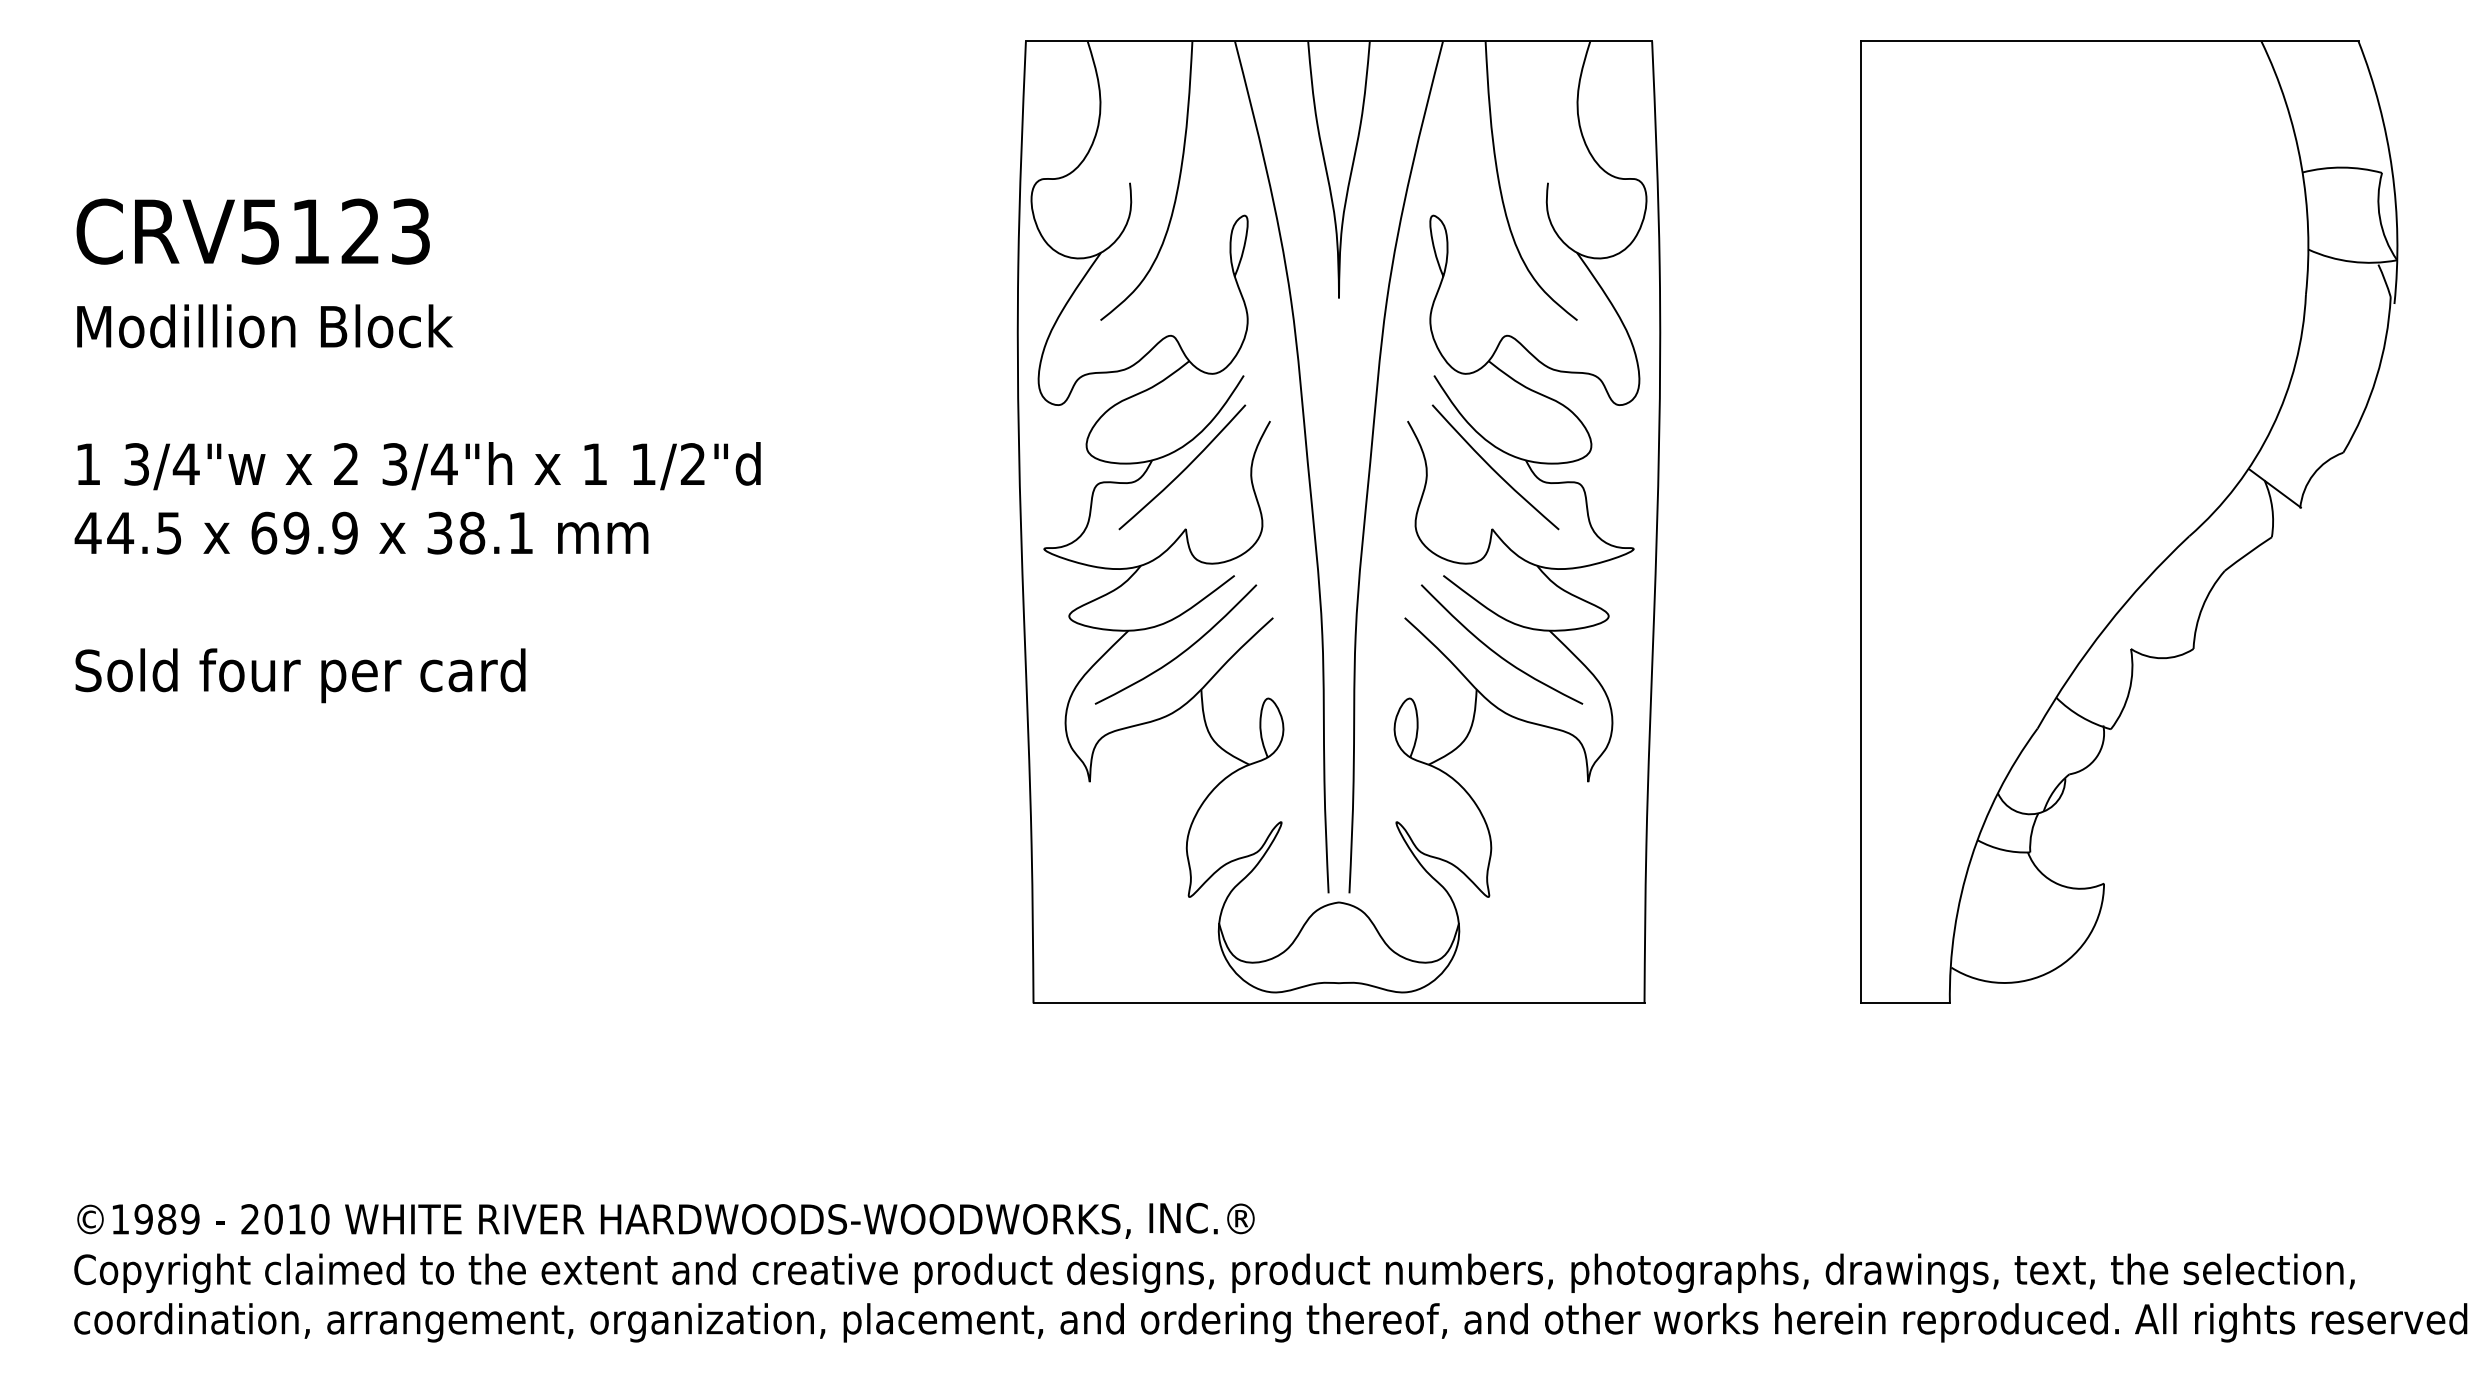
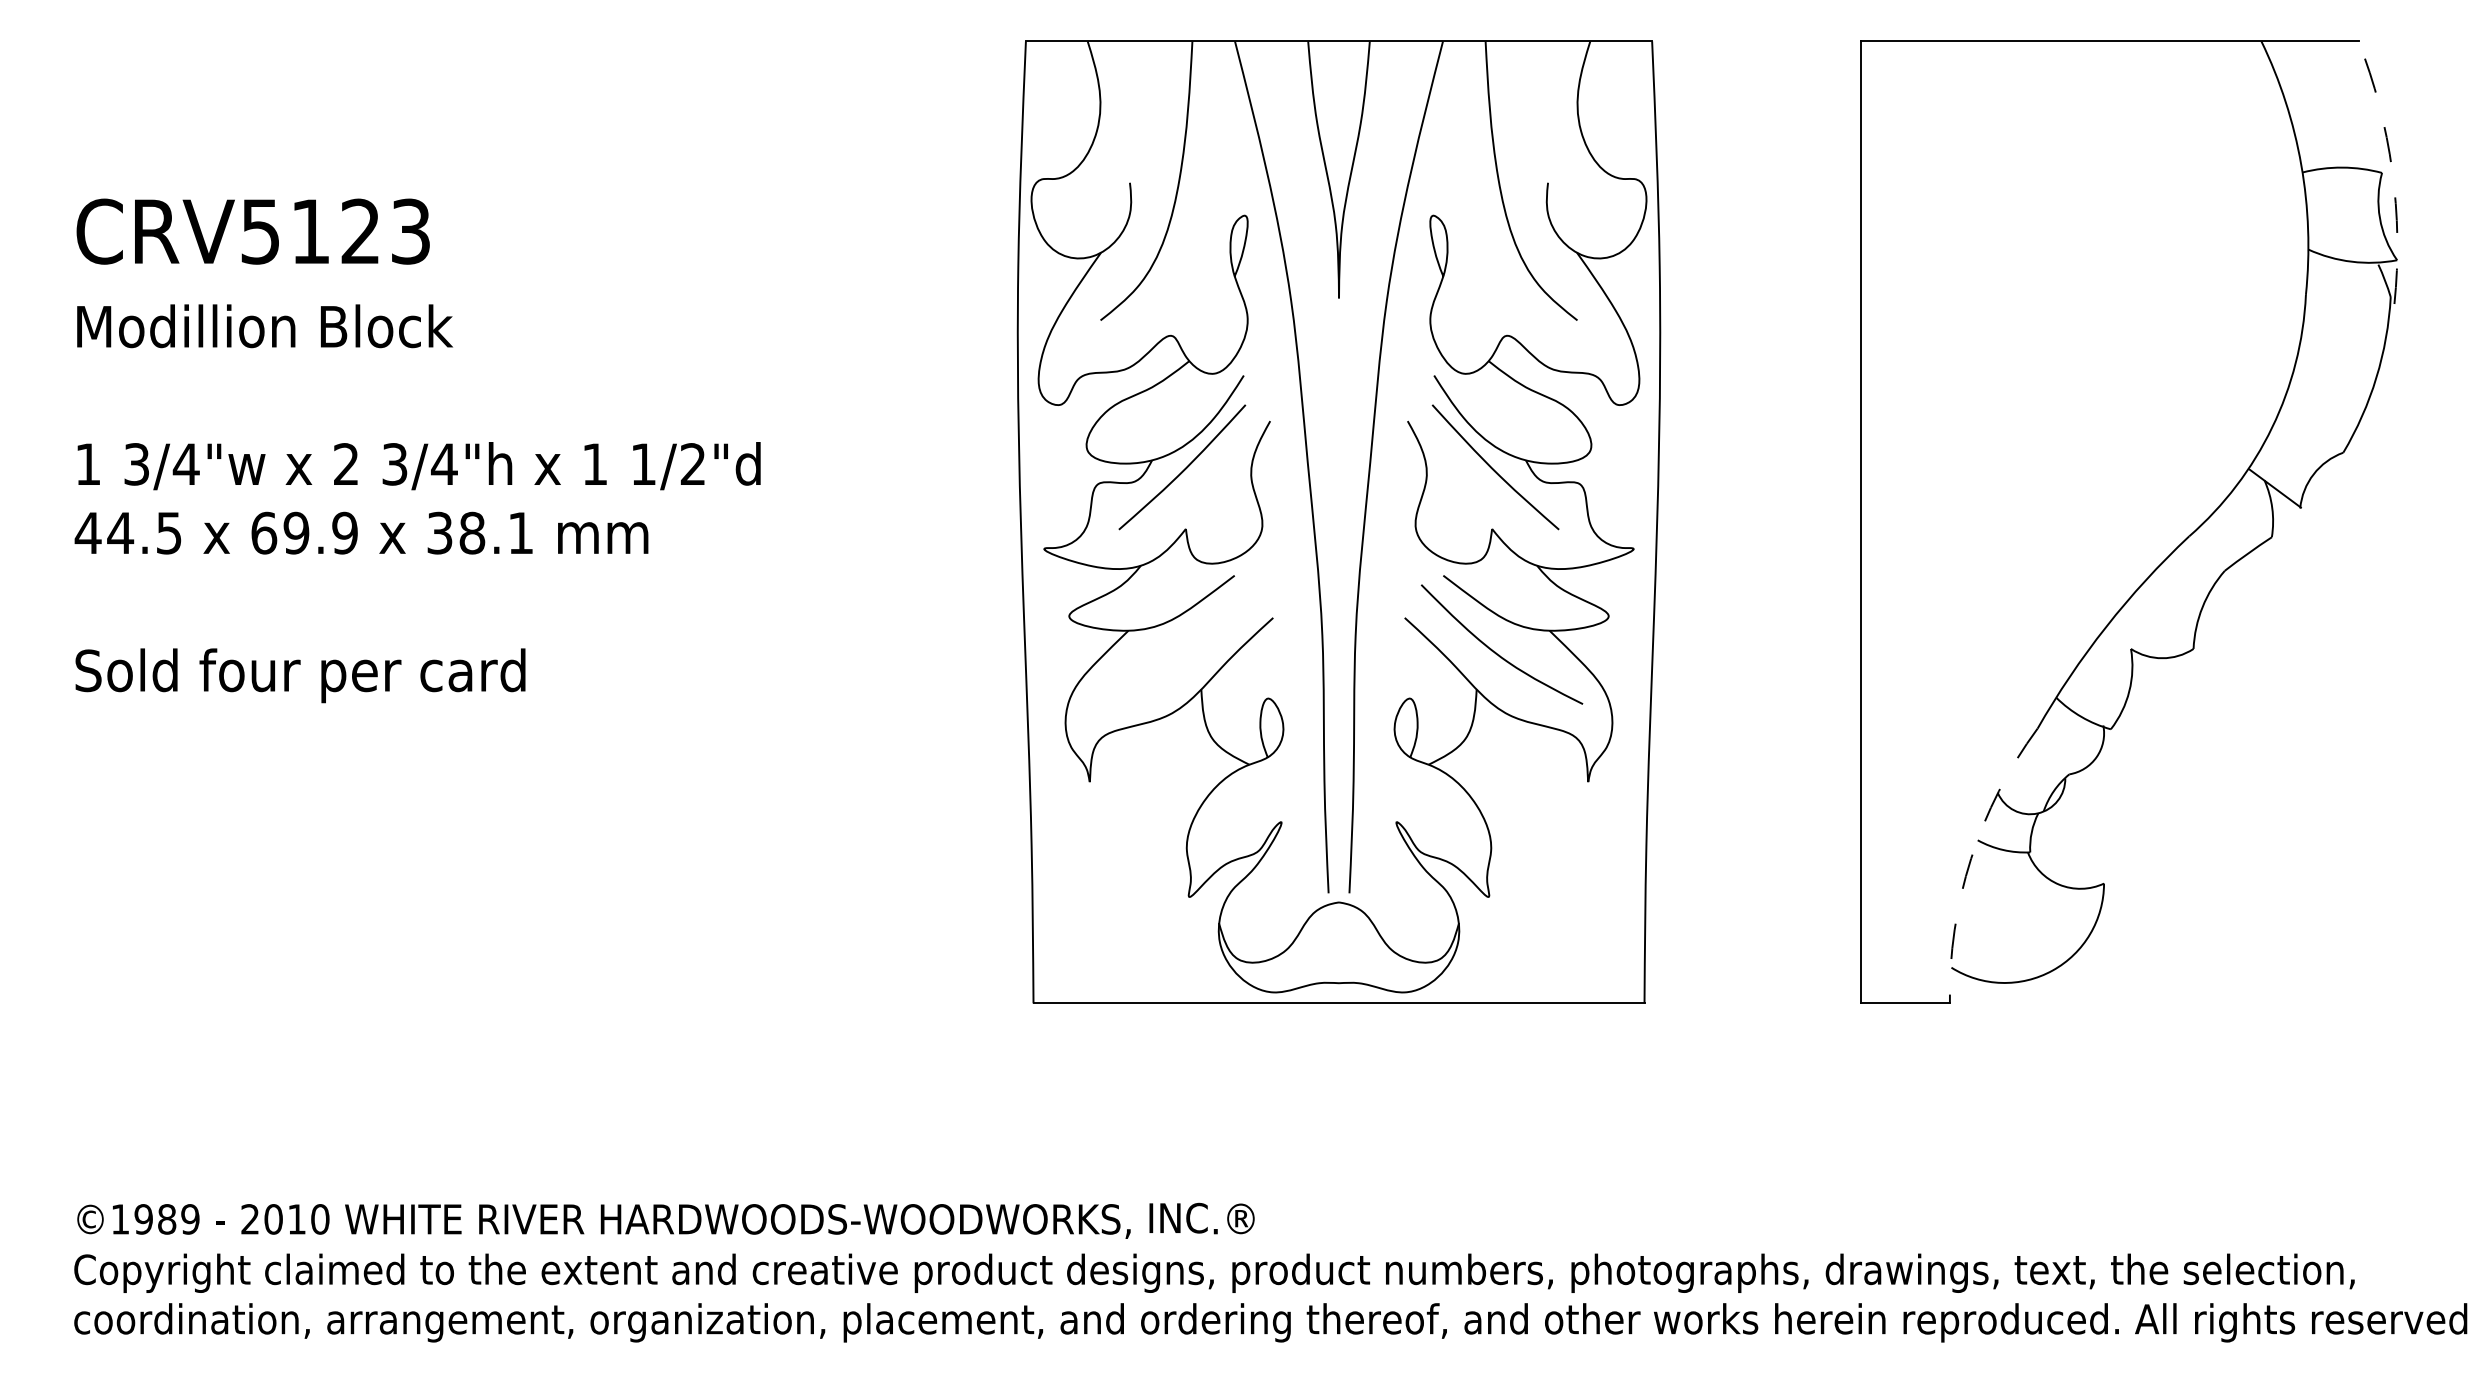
arc: solid -> dashed (2392, 170)
curve: present -> none (1182, 651)
arc: solid -> dashed (1971, 858)
